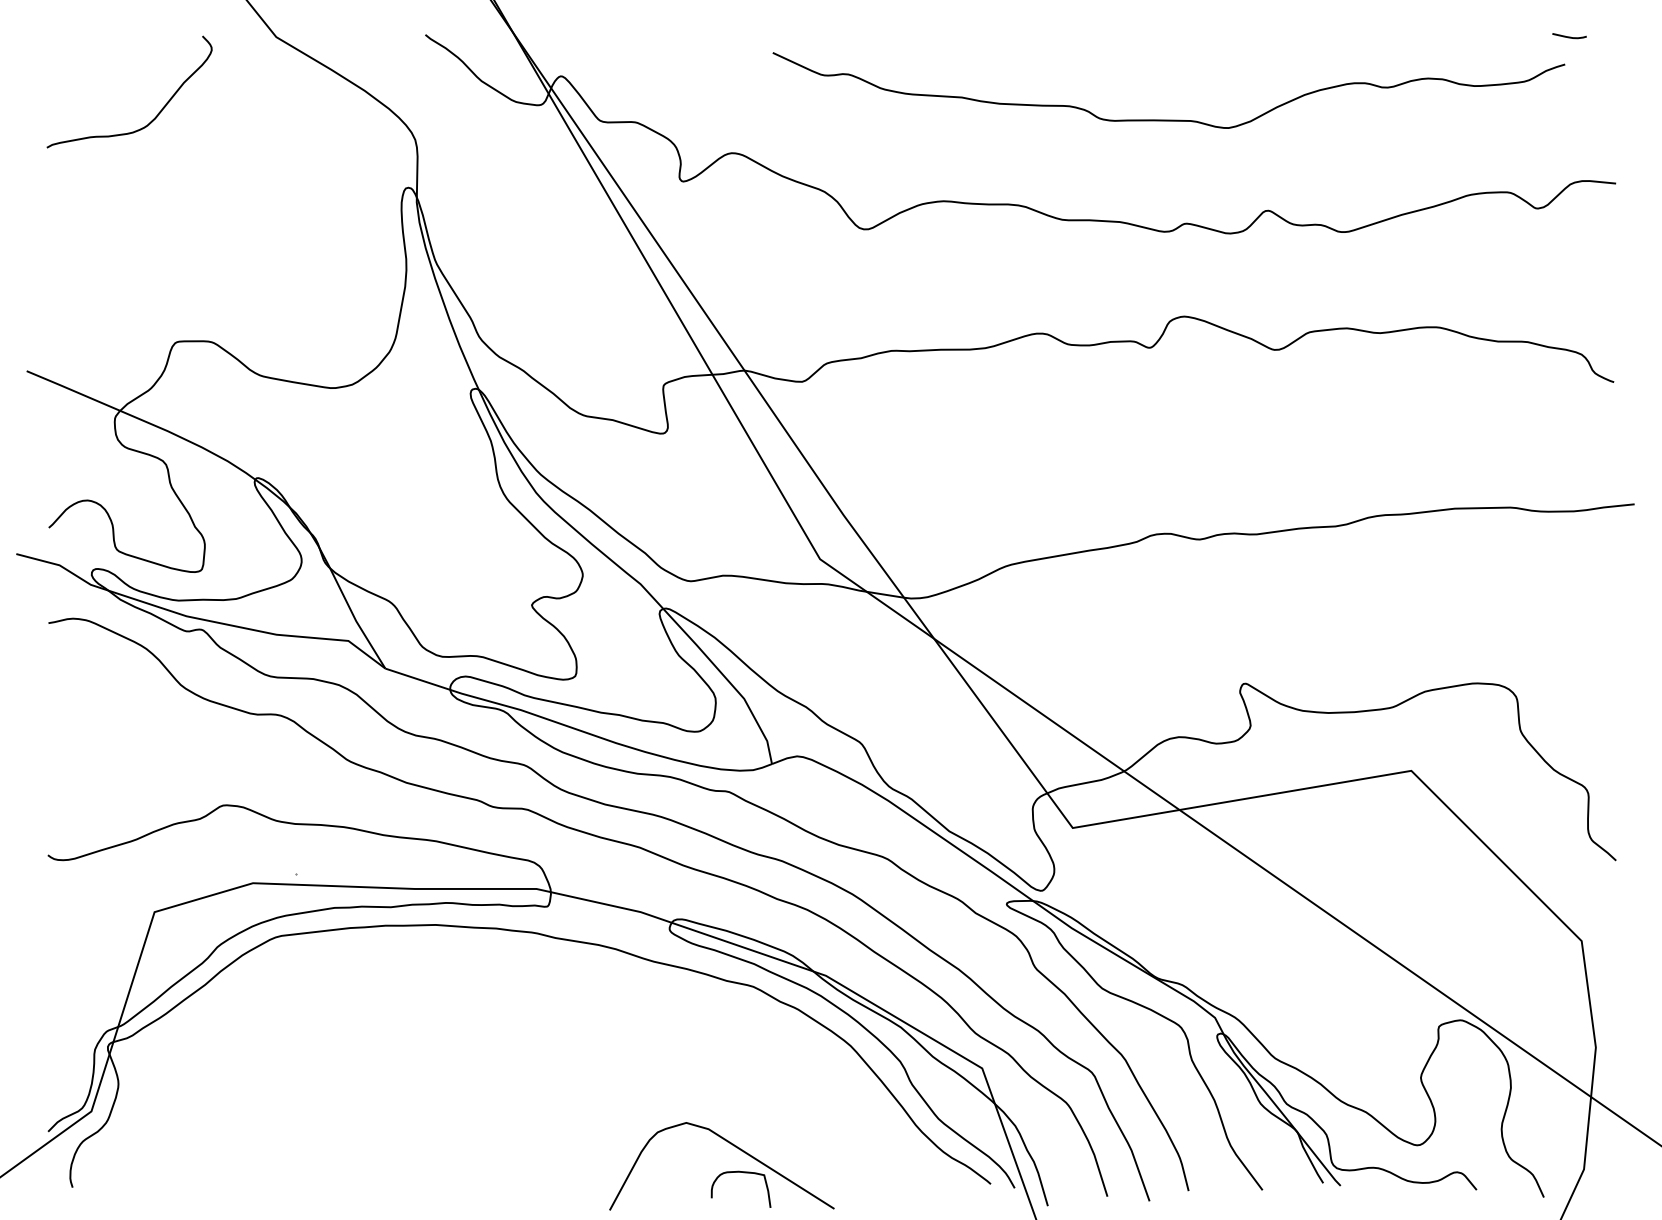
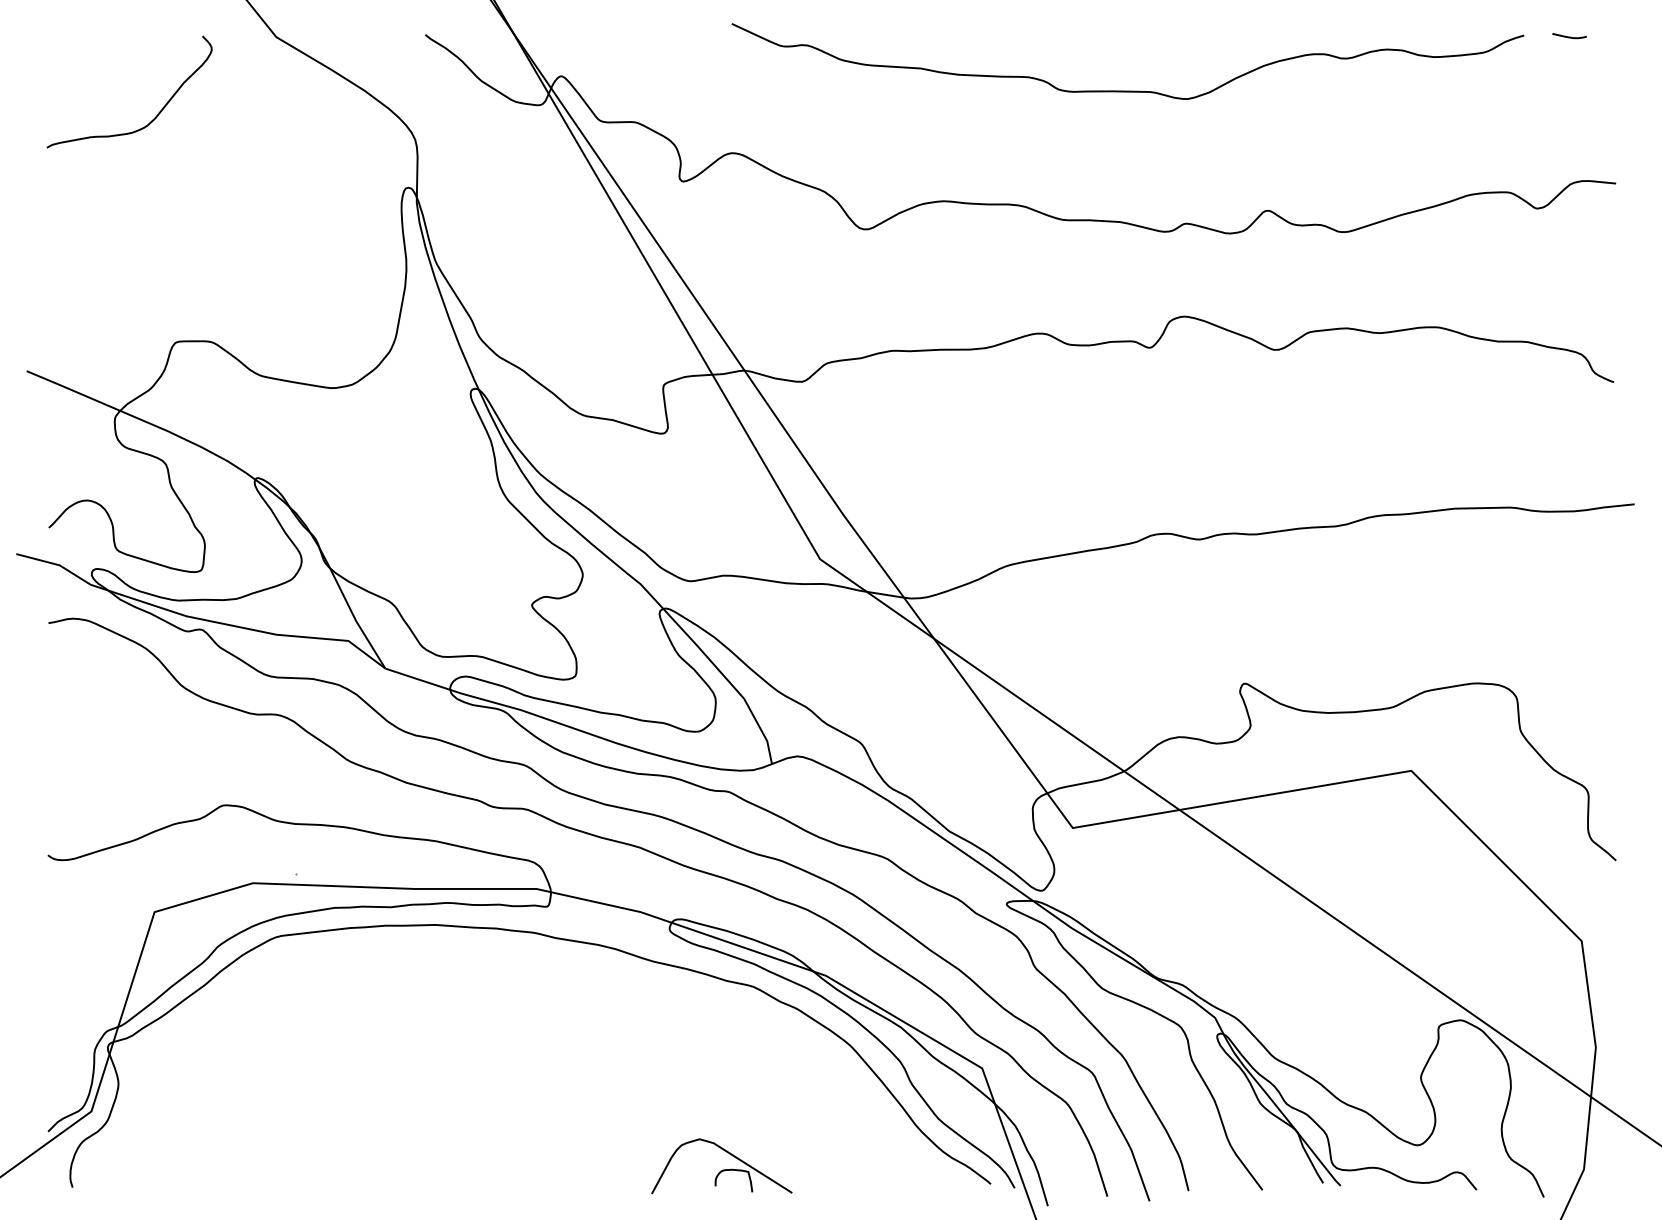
curve position: (1168, 119) -> (1127, 90) (1127, 90)
part size: 226x89 px -> 142x57 px (721, 1166)
